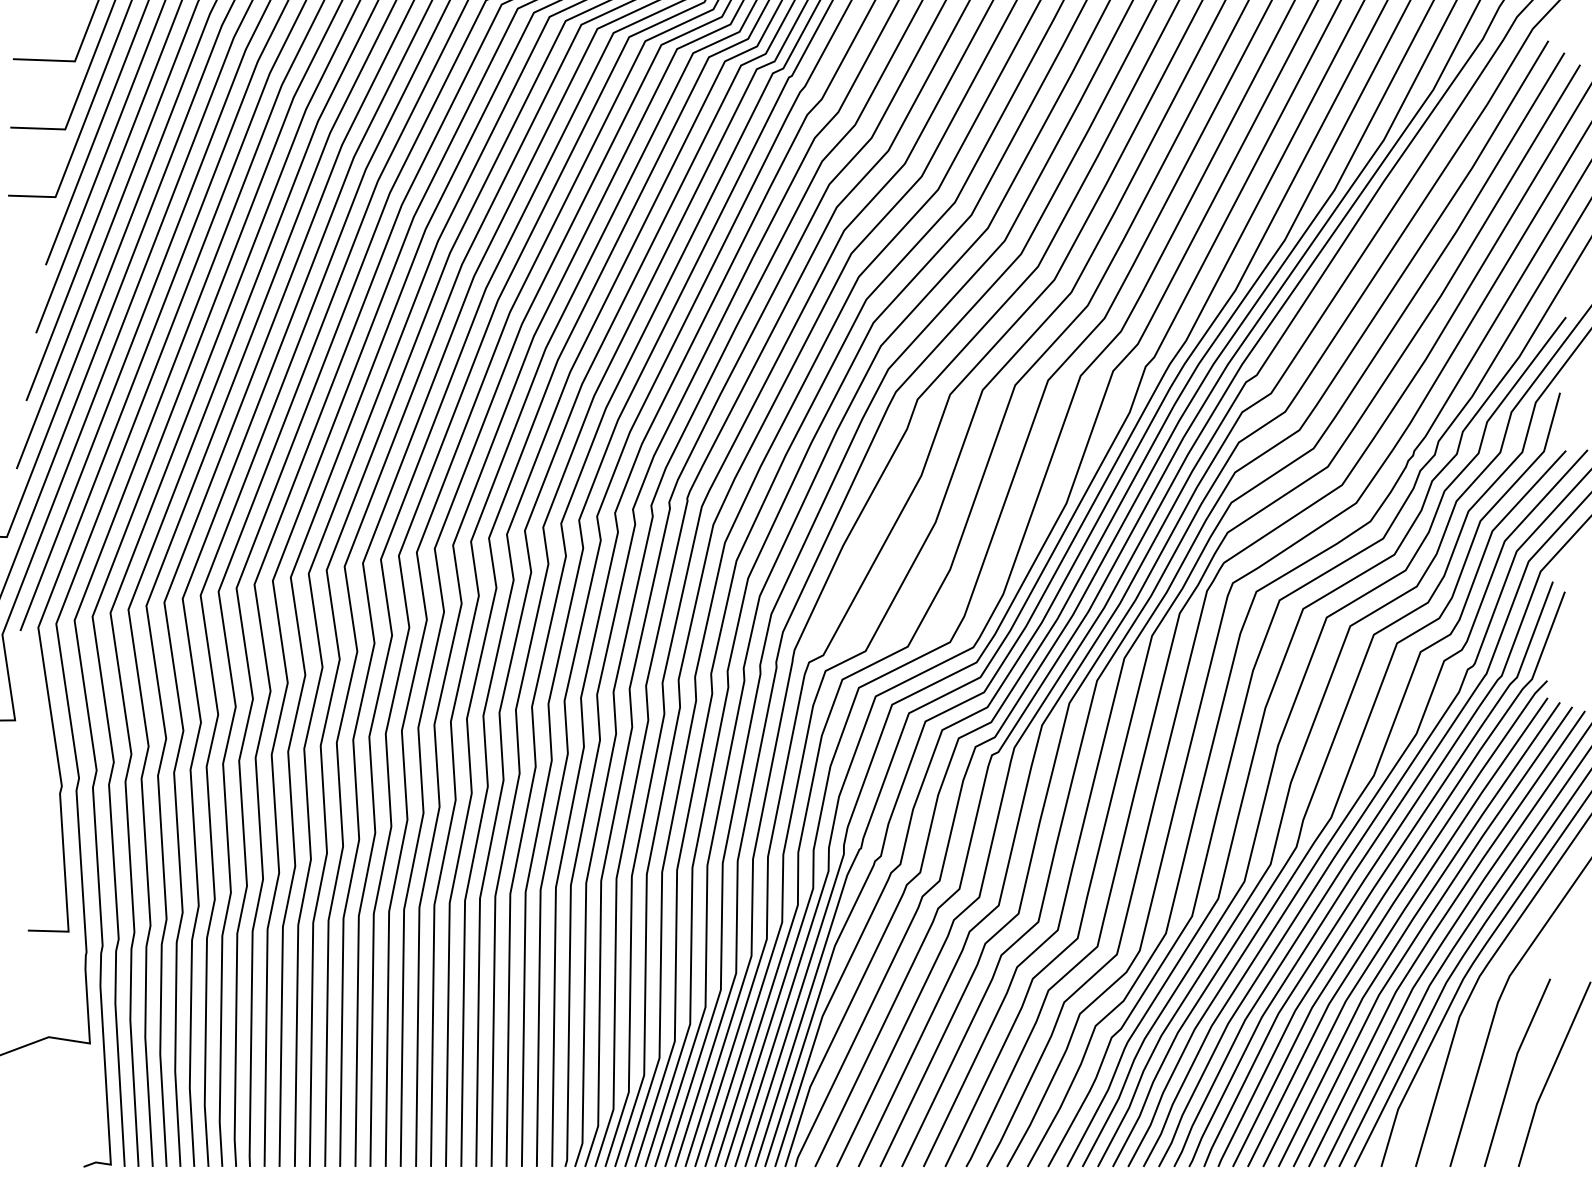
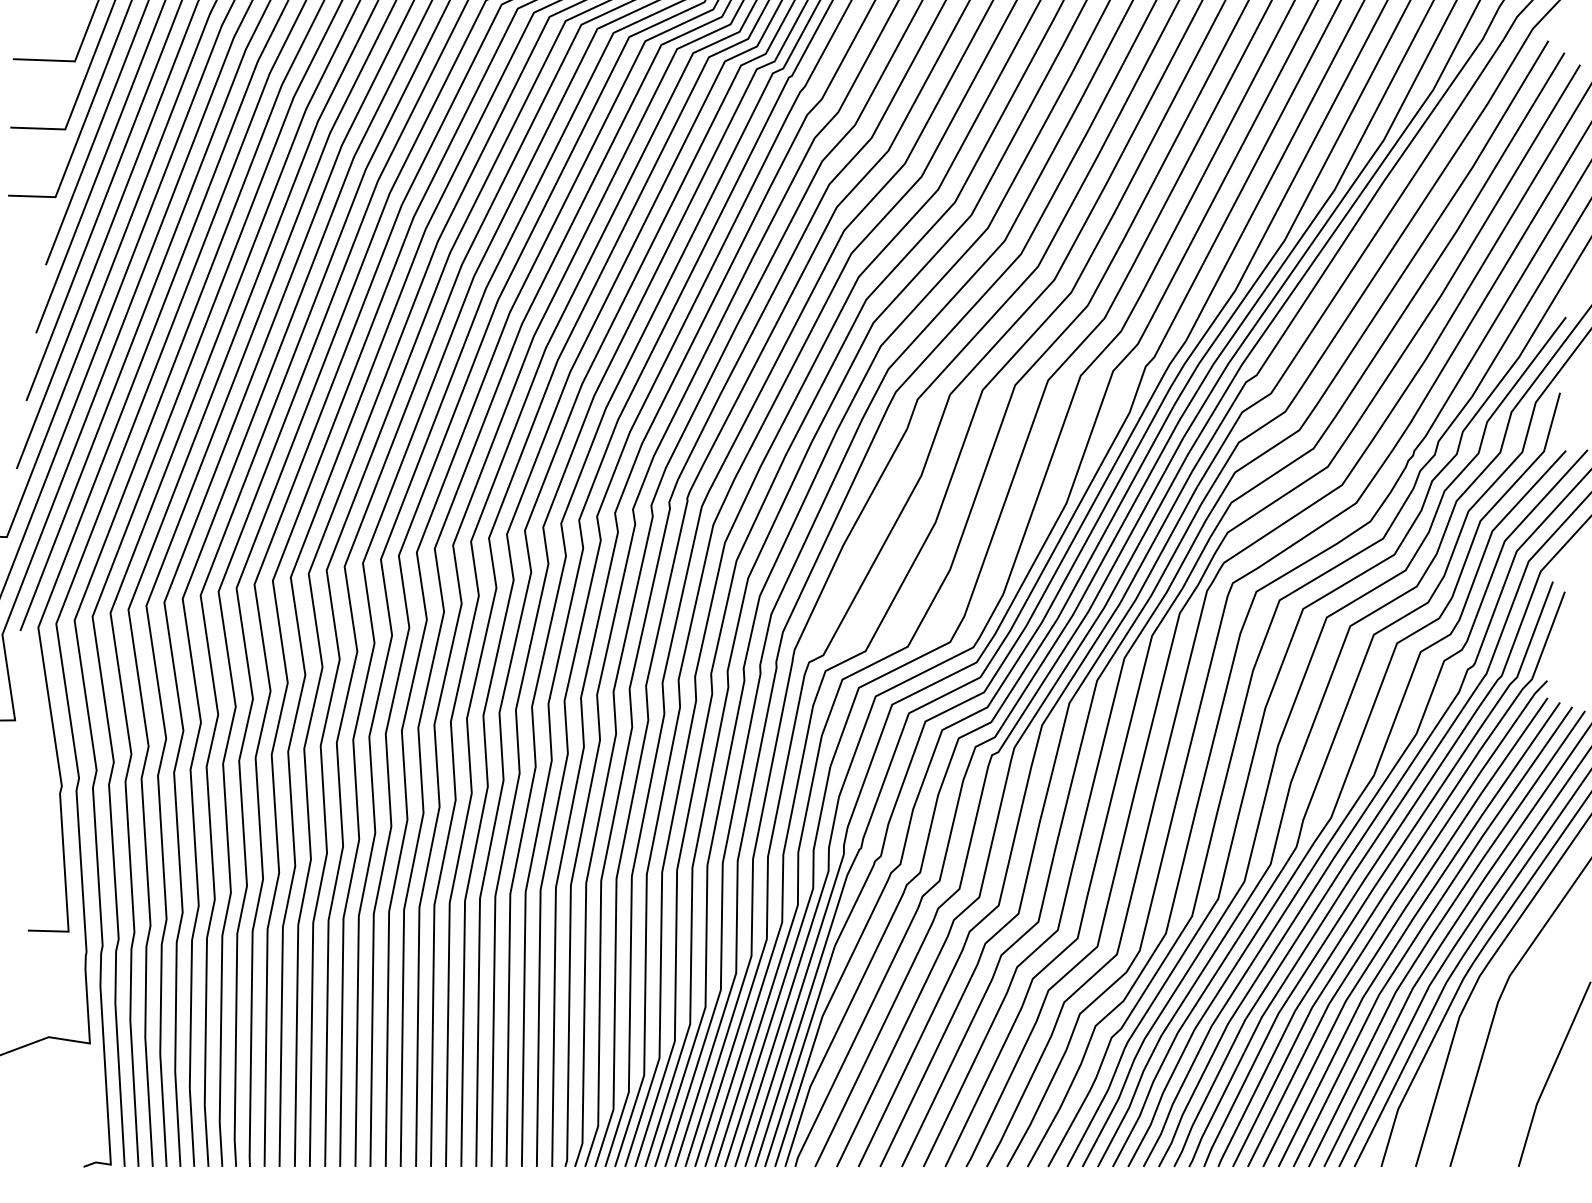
line: present -> none (1513, 1071)
